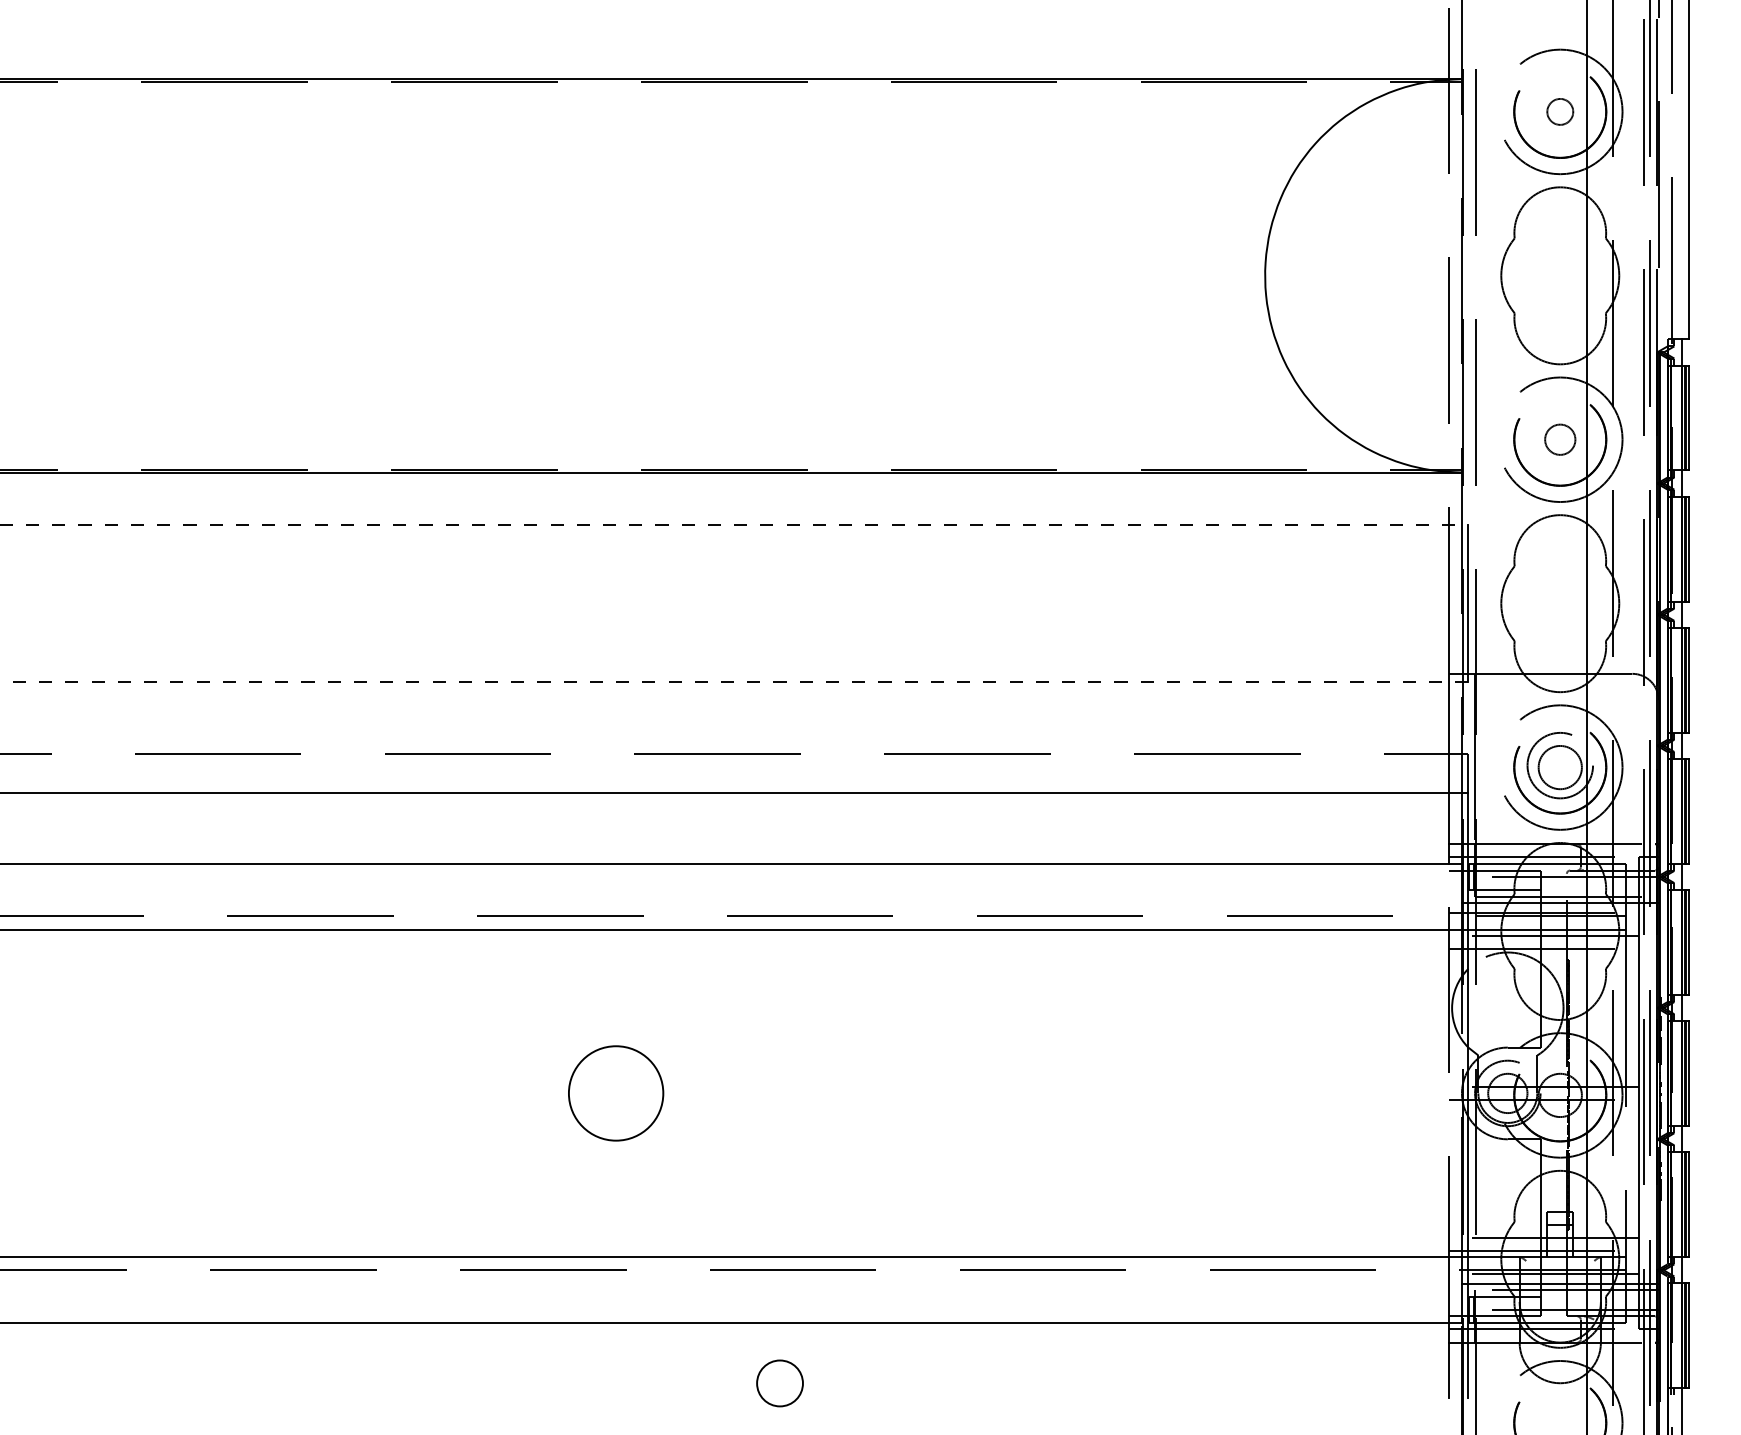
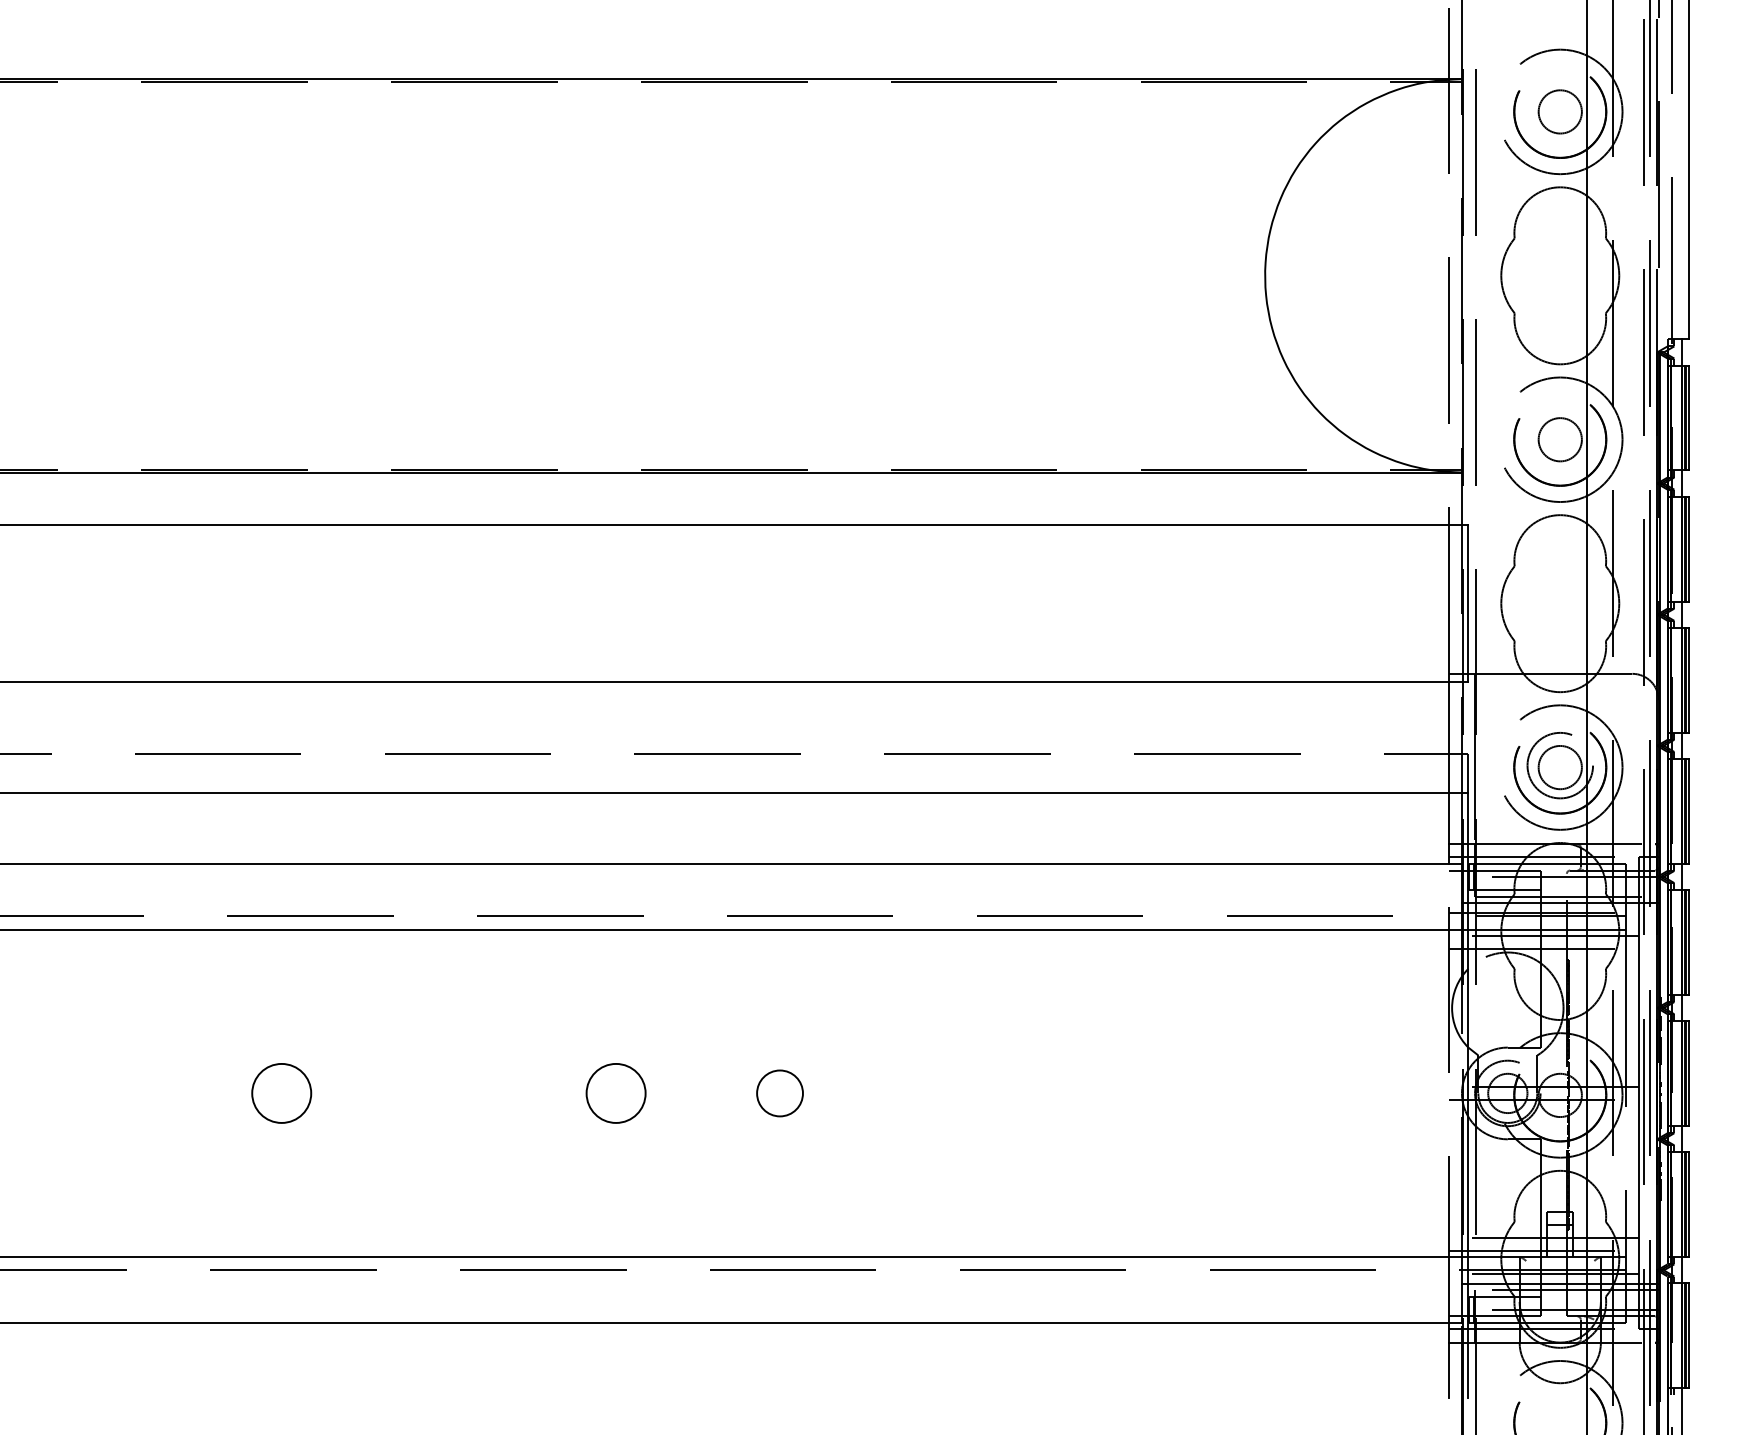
circle diameter: 26 px -> 43 px (1559, 111)
circle diameter: 30 px -> 43 px (1559, 439)
line: dashed -> solid (734, 524)
line: dashed -> solid (734, 682)
circle: none -> present (281, 1093)
circle diameter: 94 px -> 59 px (615, 1092)
circle position: (779, 1383) -> (779, 1093) (779, 1093)
